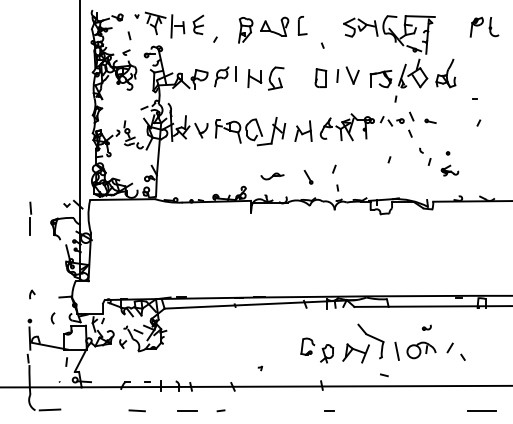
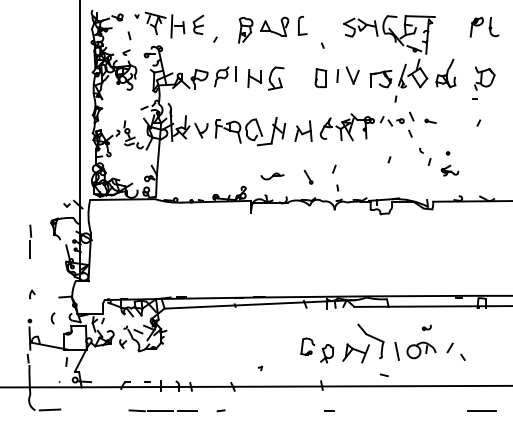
part: none -> present (484, 78)
part position: (30, 218) -> (30, 241) (30, 241)
line: none -> present (160, 411)
